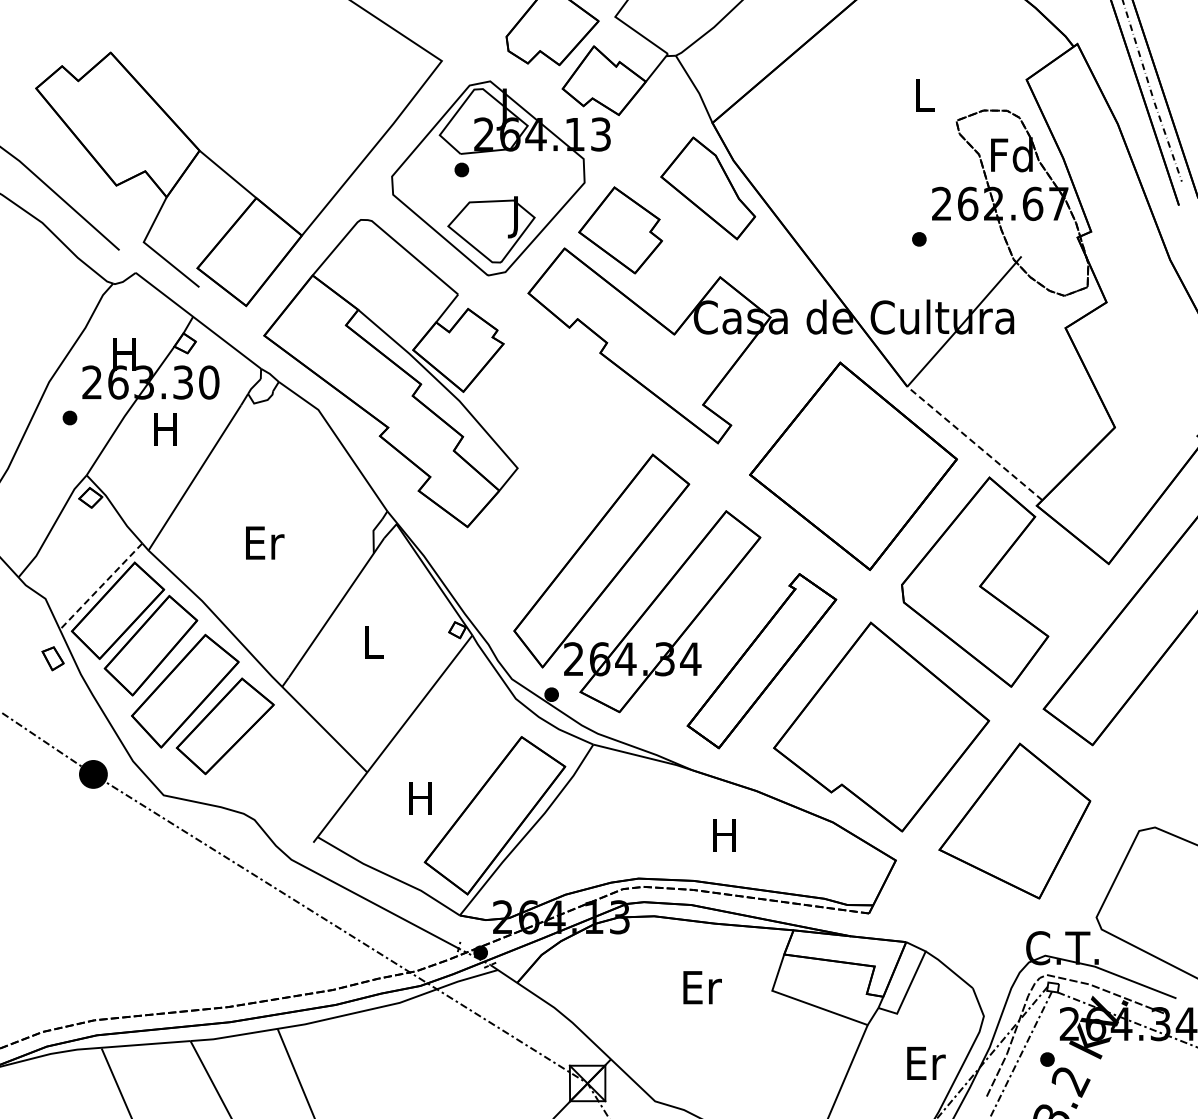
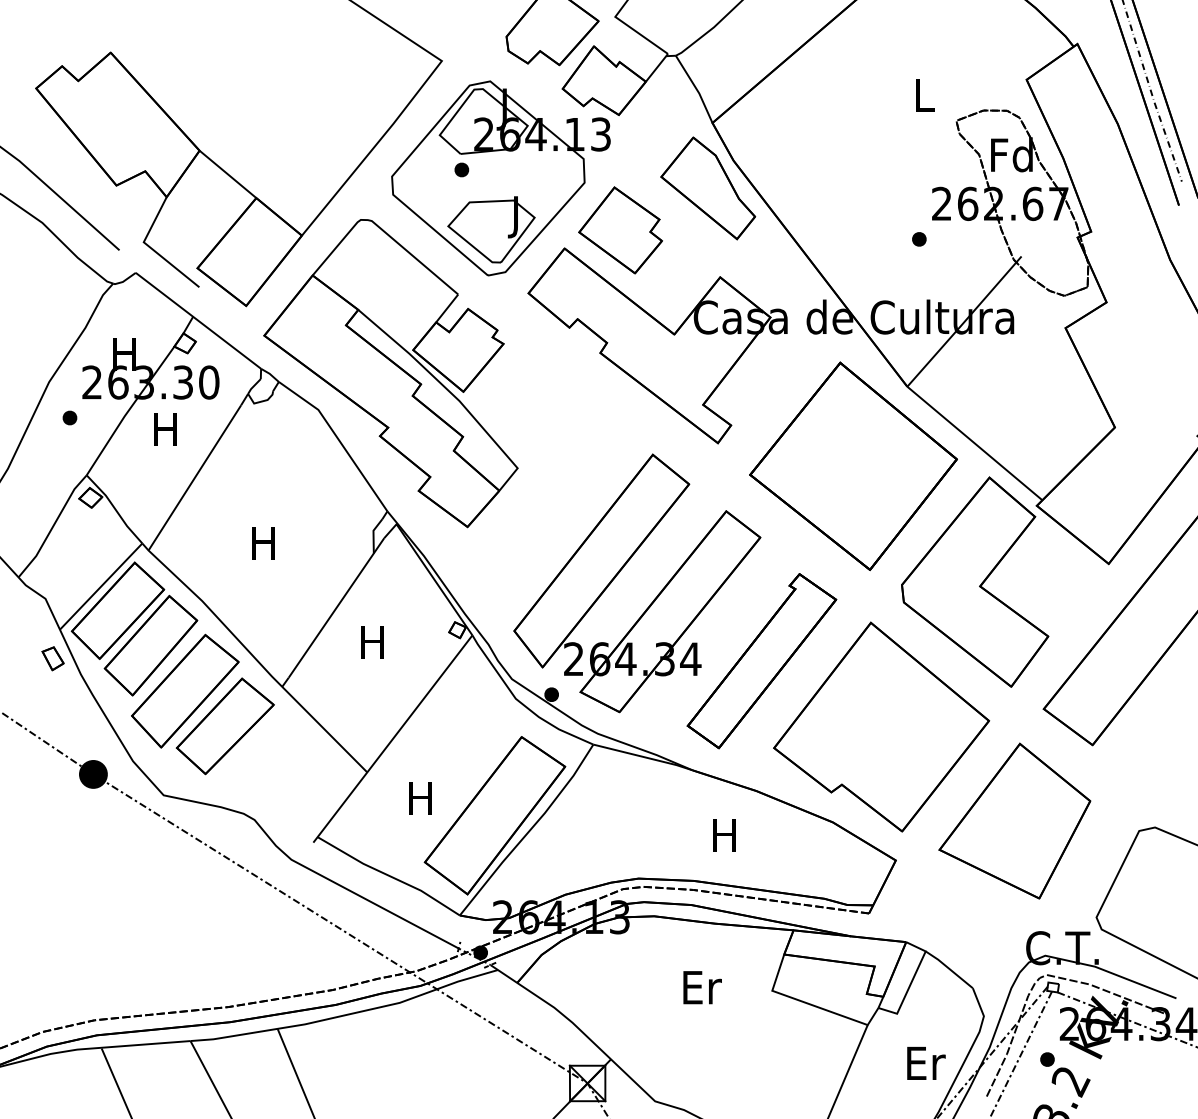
line: dashed -> solid (974, 443)
text: Er -> H (265, 542)
line: dashed -> solid (101, 586)
text: L -> H (372, 642)
